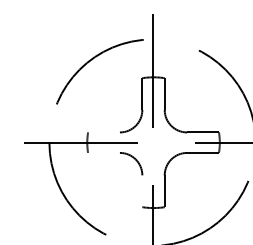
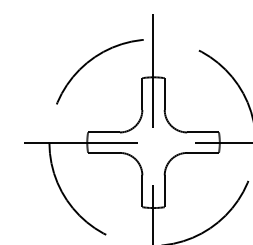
line: none -> present (103, 132)
line: none -> present (103, 152)
line: none -> present (142, 191)
